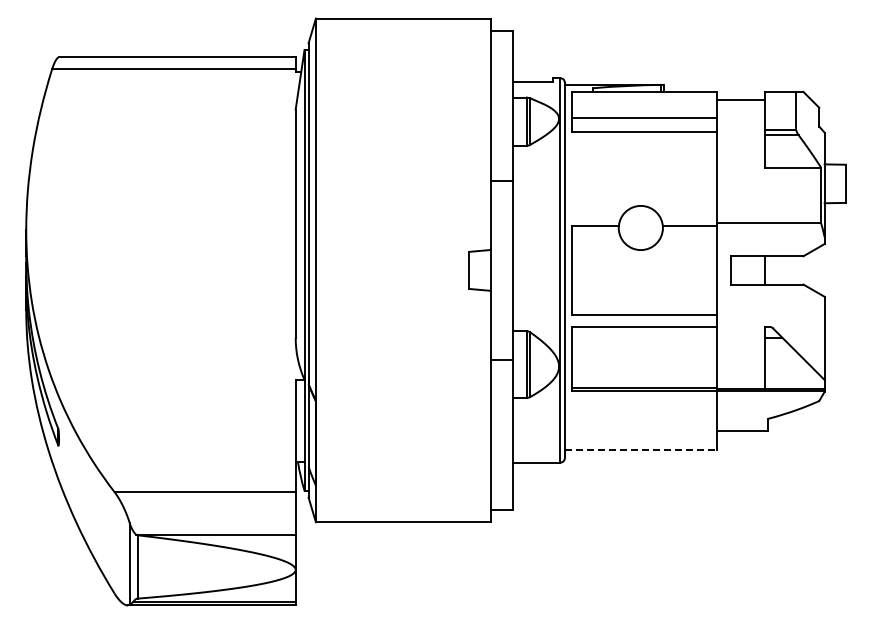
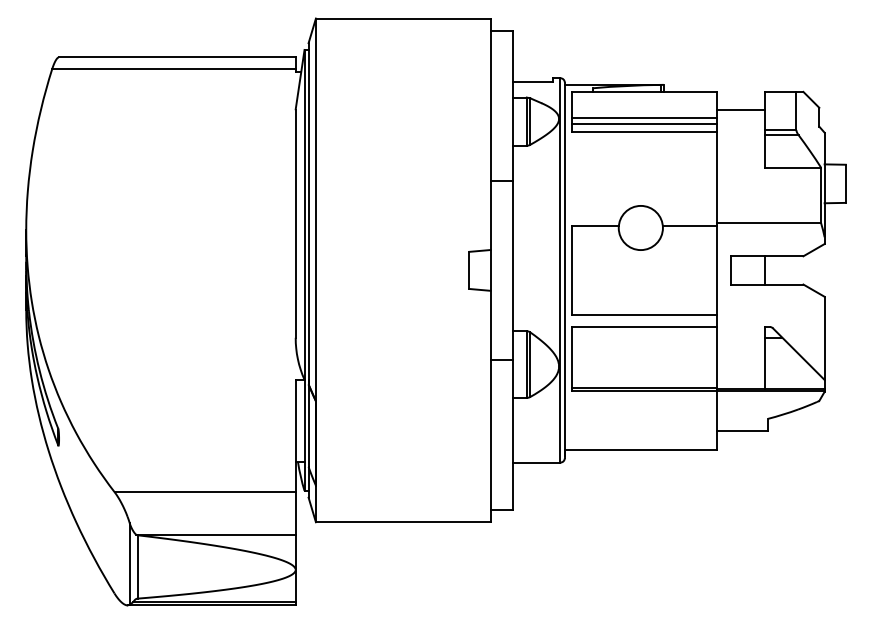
line position: (740, 99) -> (740, 109) (740, 109)
line: none -> present (644, 123)
line: dashed -> solid (641, 449)
